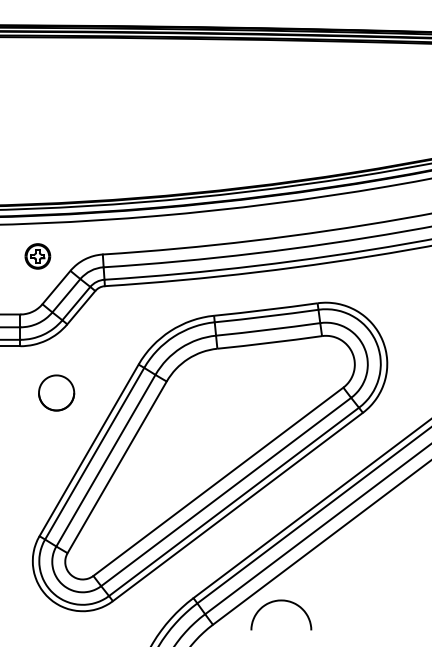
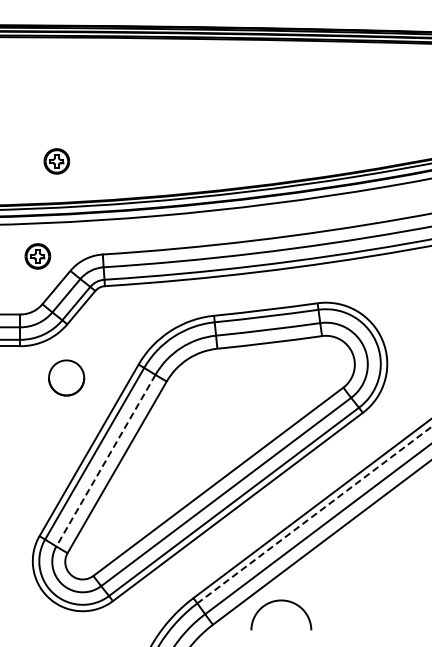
part: none -> present (56, 161)
part position: (56, 392) -> (66, 377) (66, 377)
line: solid -> dashed (105, 461)
line: solid -> dashed (313, 515)
